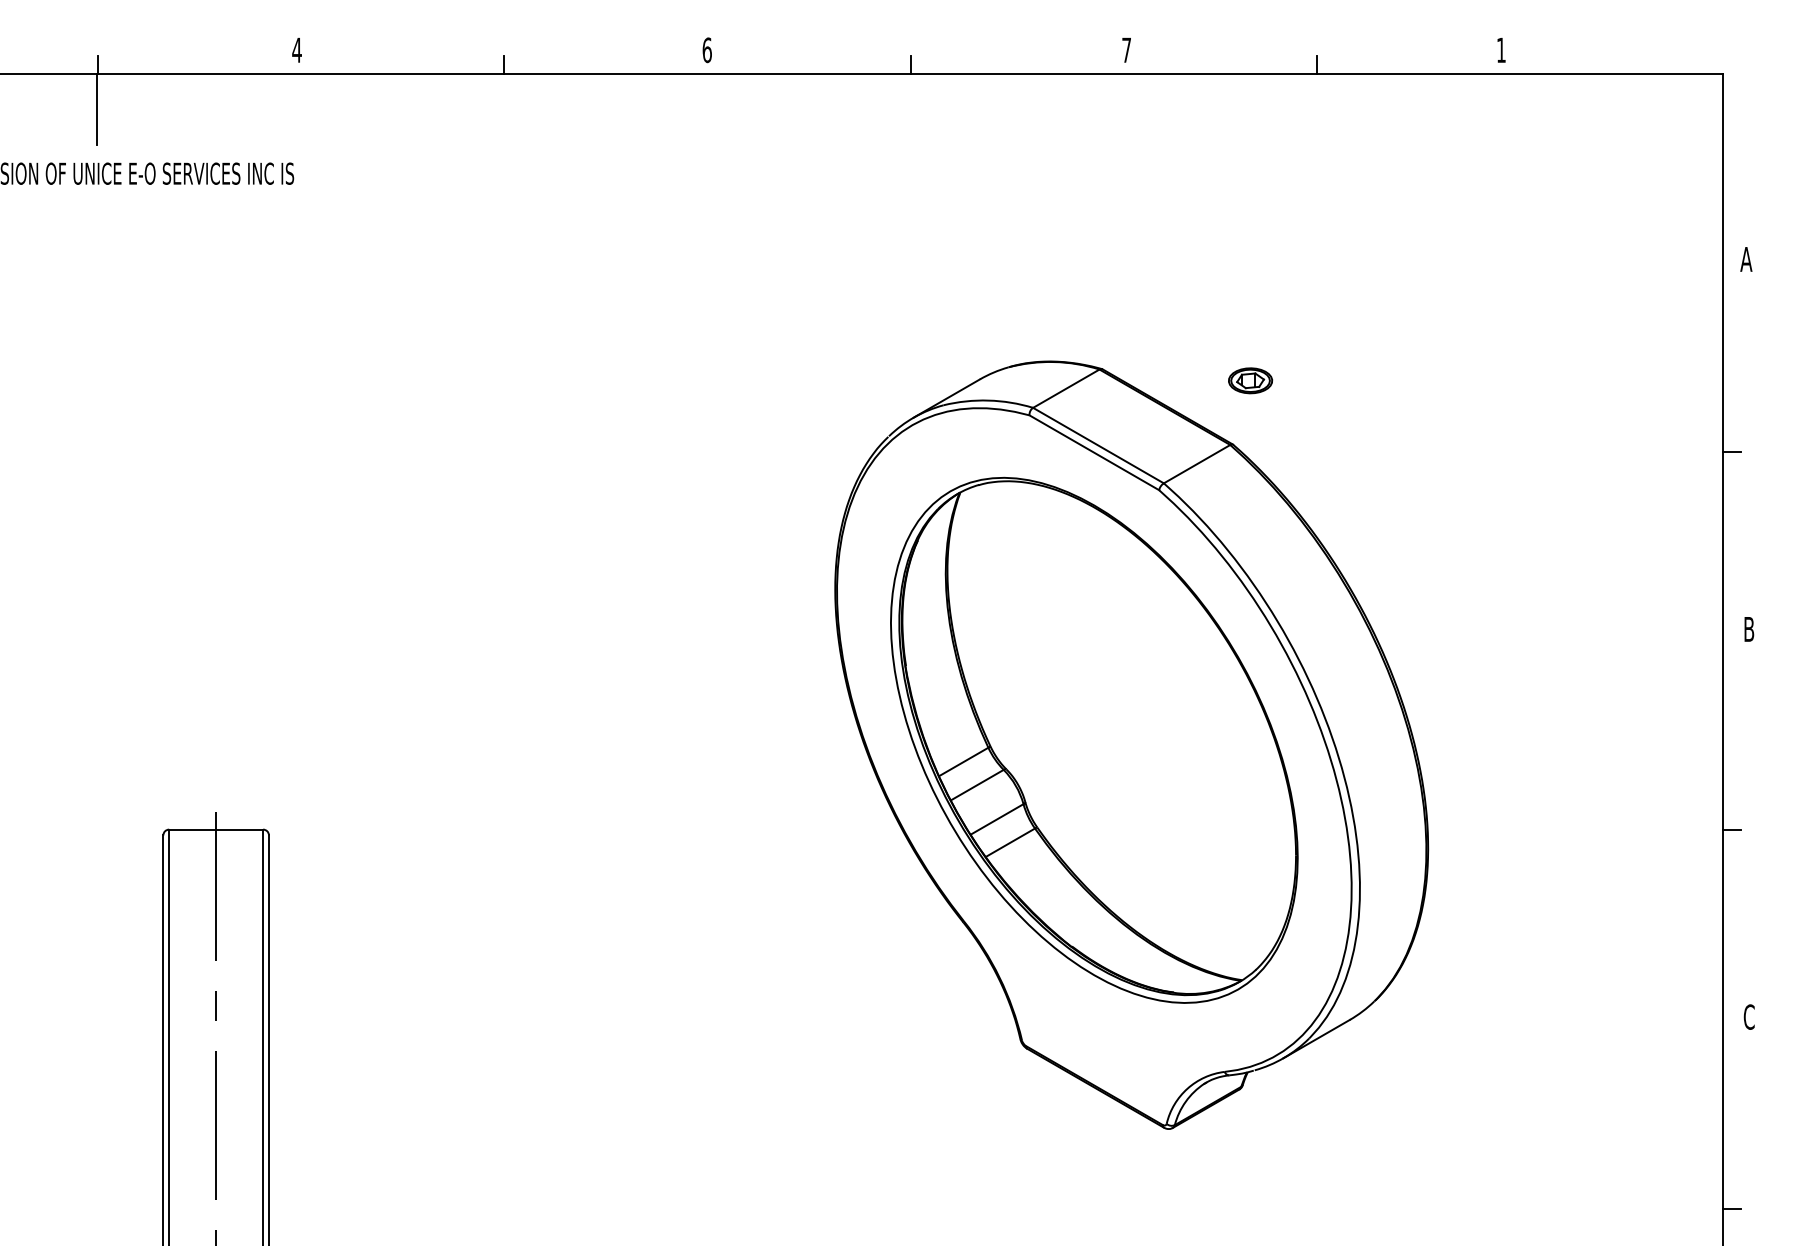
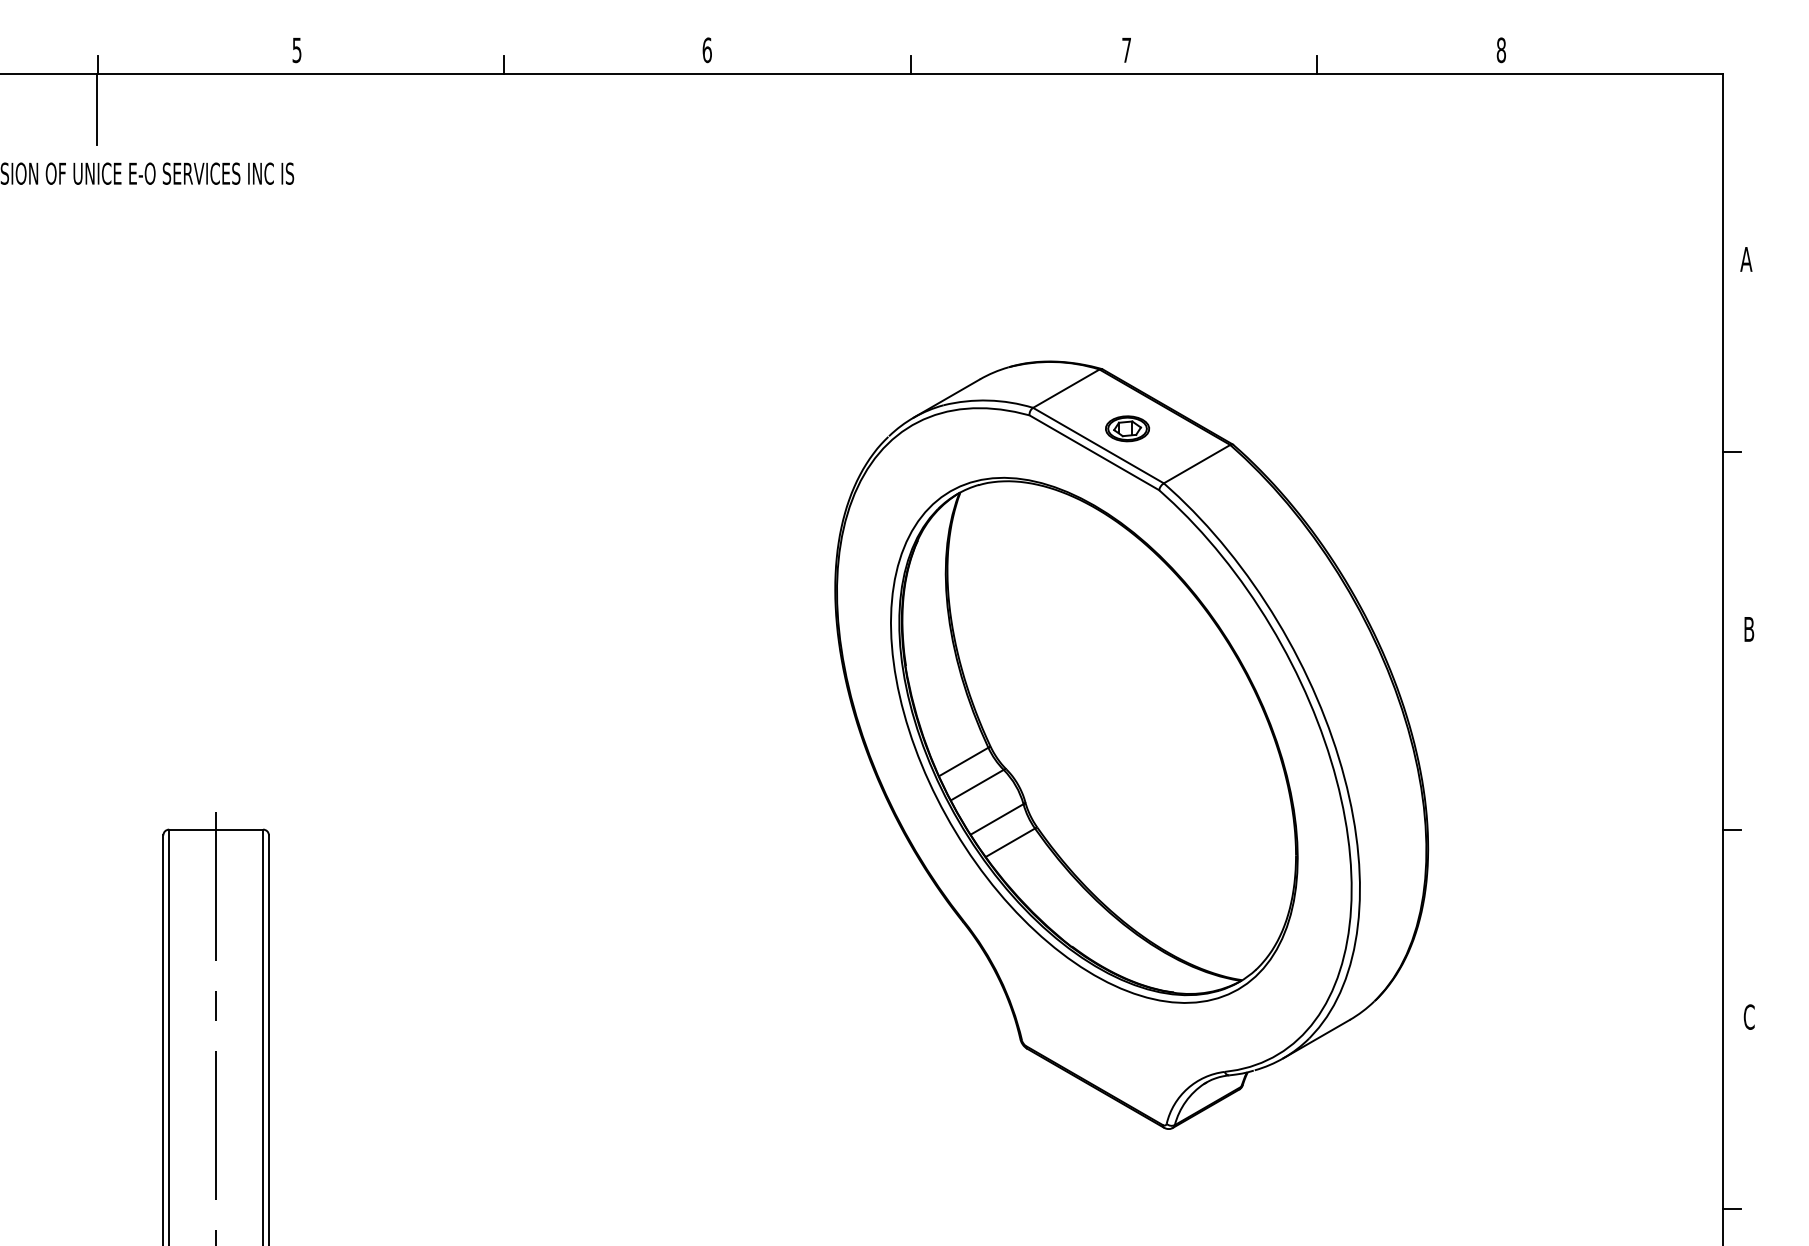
text: 4 -> 5 (296, 50)
text: 1 -> 8 (1500, 50)
part position: (1250, 380) -> (1127, 428) (1127, 428)
